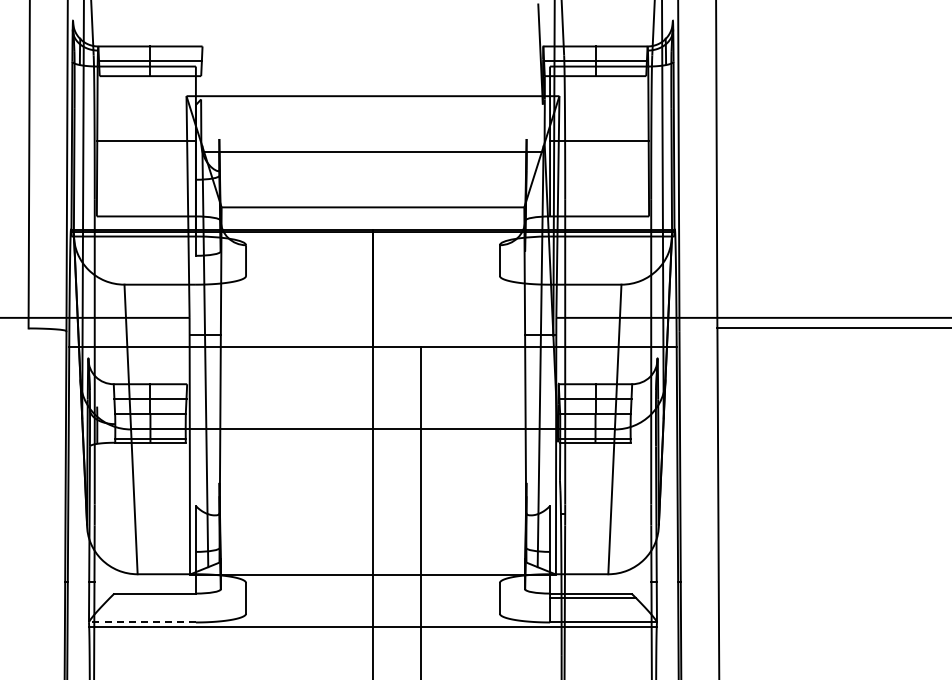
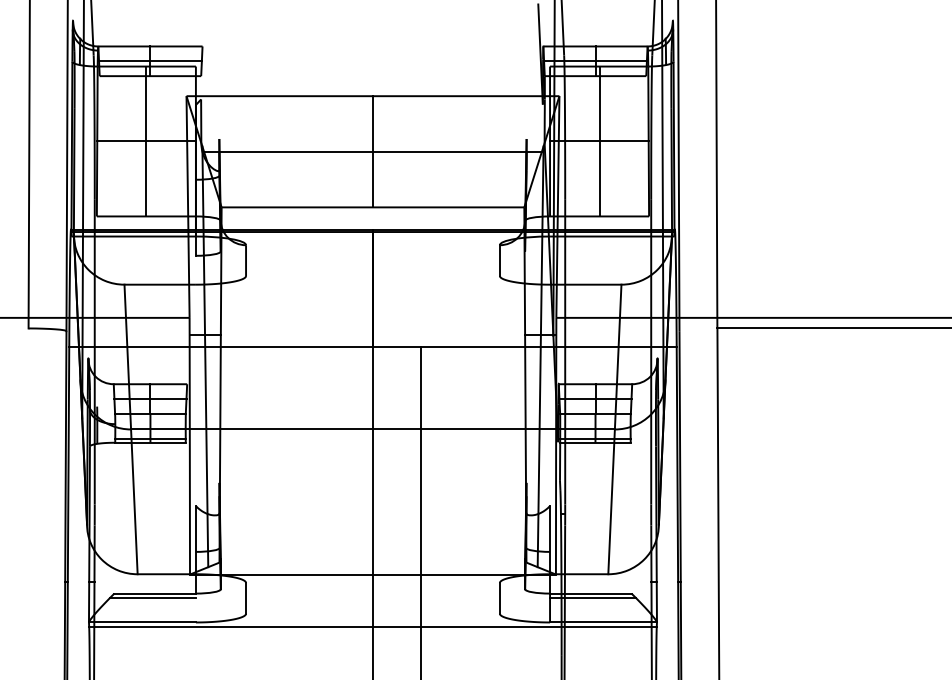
line: none -> present (146, 141)
line: none -> present (599, 141)
line: none -> present (372, 151)
line: none -> present (152, 597)
line: dashed -> solid (141, 622)
